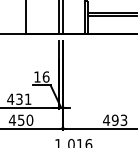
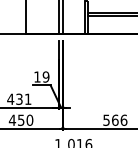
text: 16 -> 19 (45, 76)
text: 493 -> 566 (115, 119)
